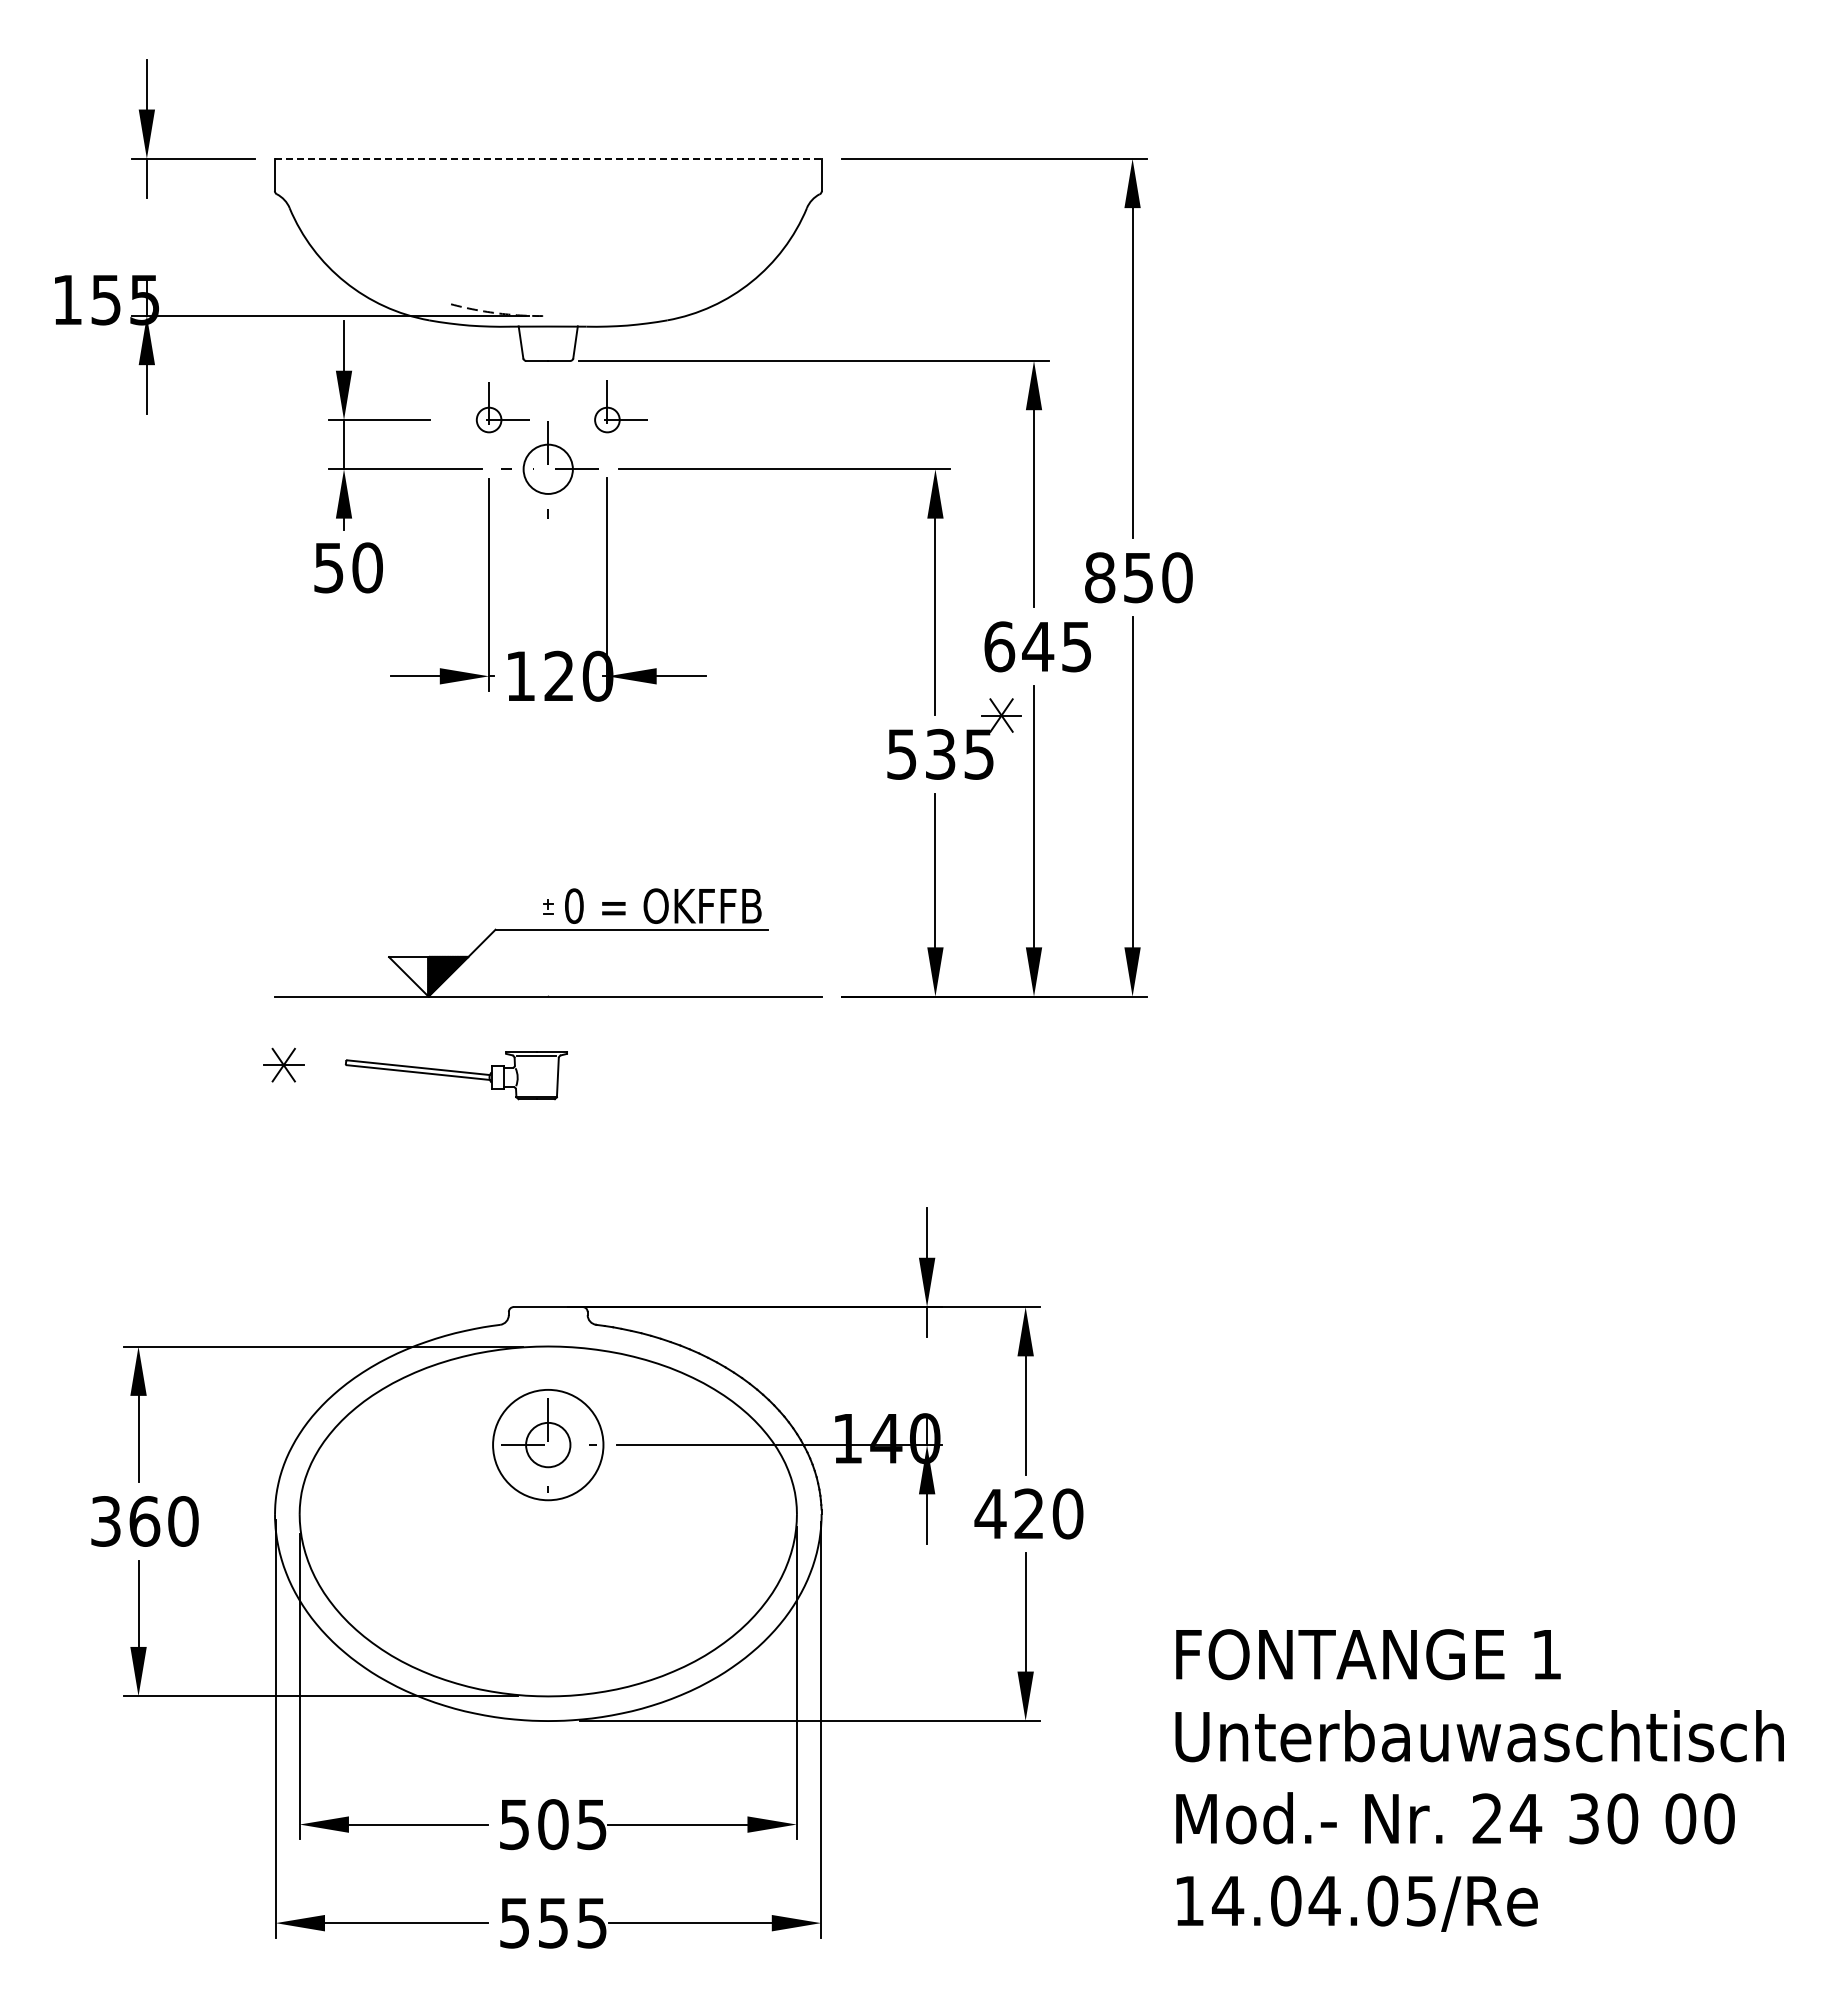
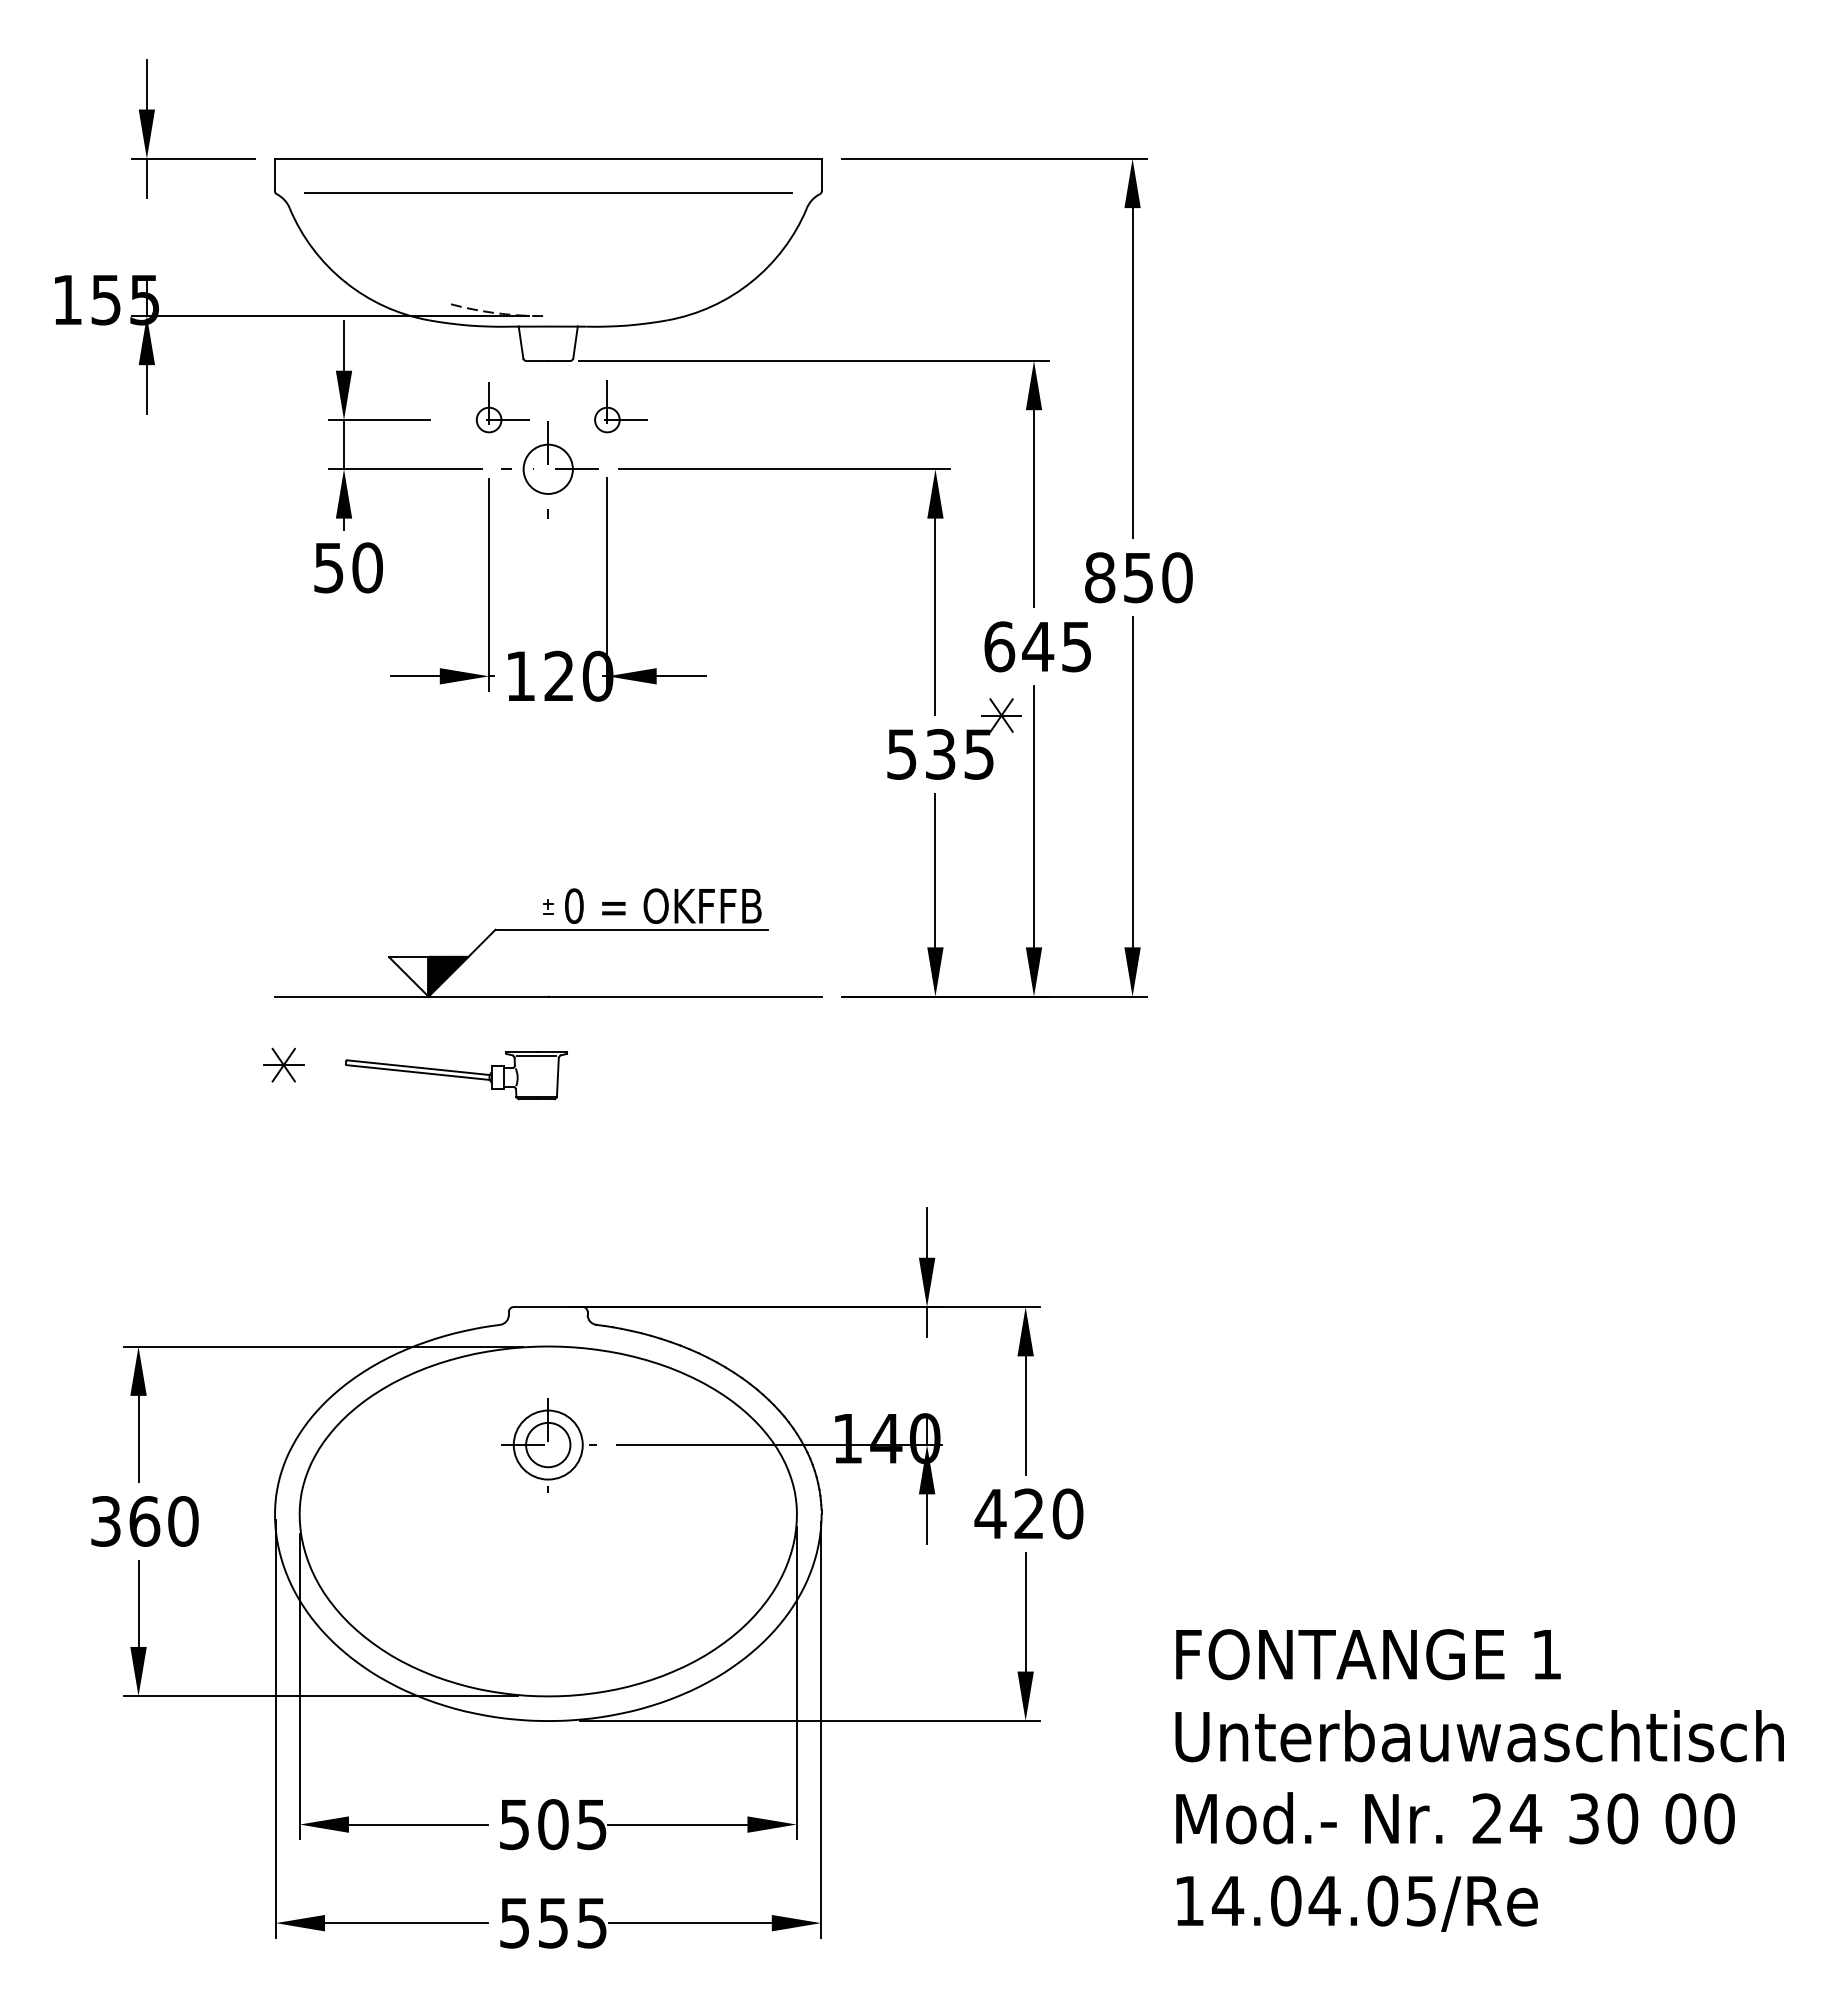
line: dashed -> solid (548, 158)
line: none -> present (548, 192)
circle diameter: 110 px -> 69 px (547, 1444)
